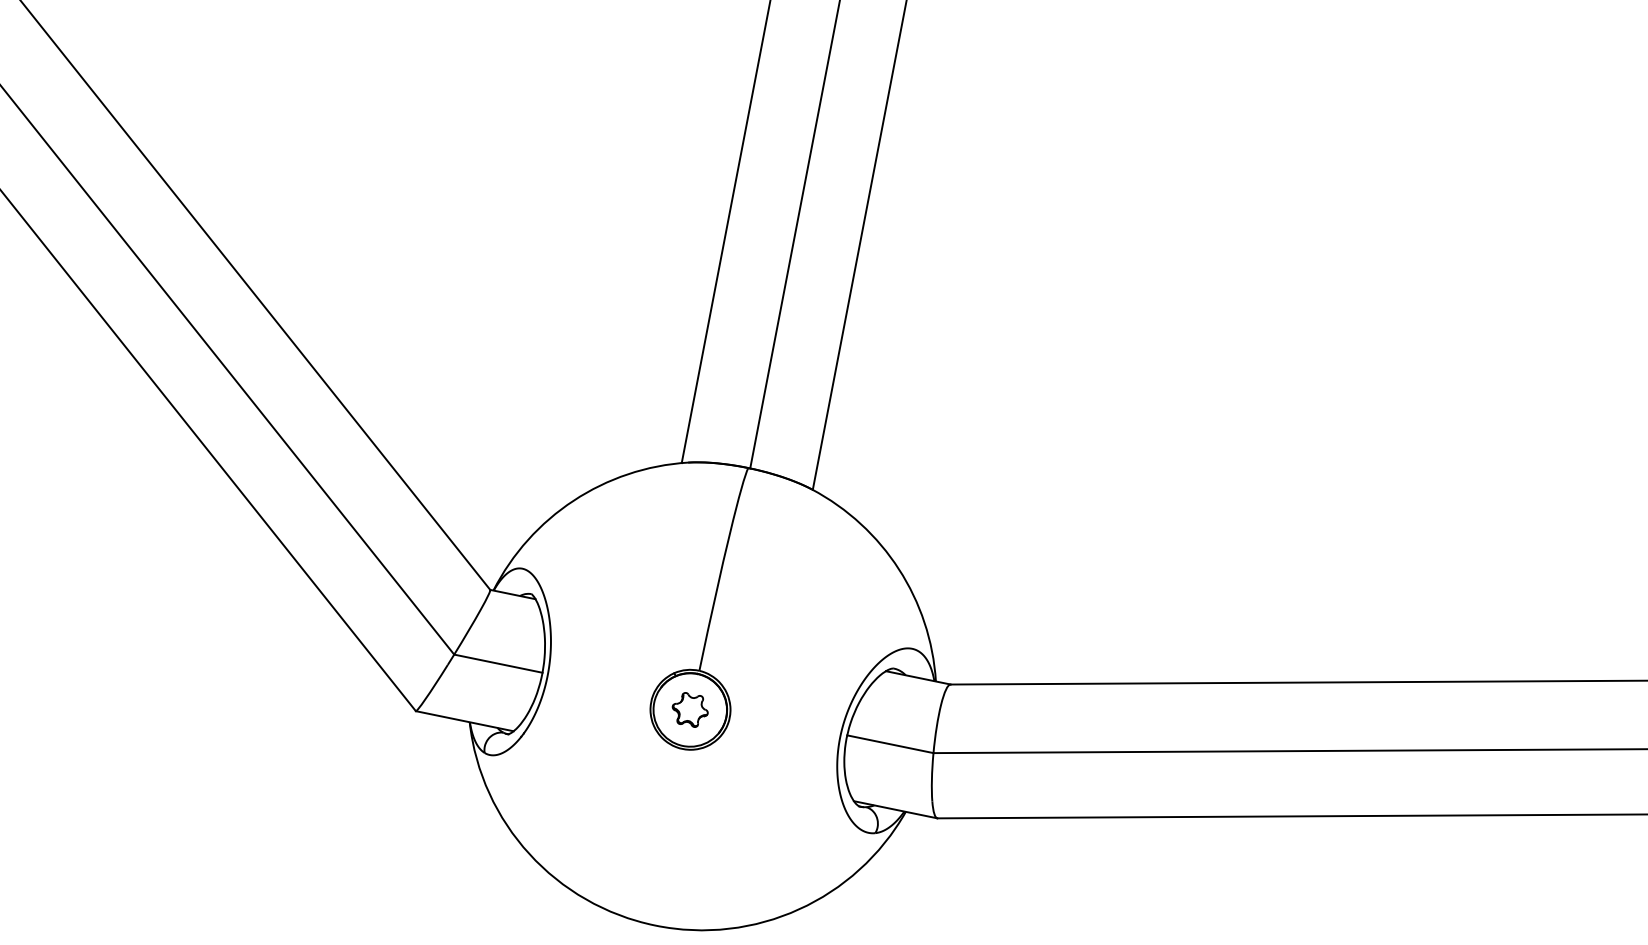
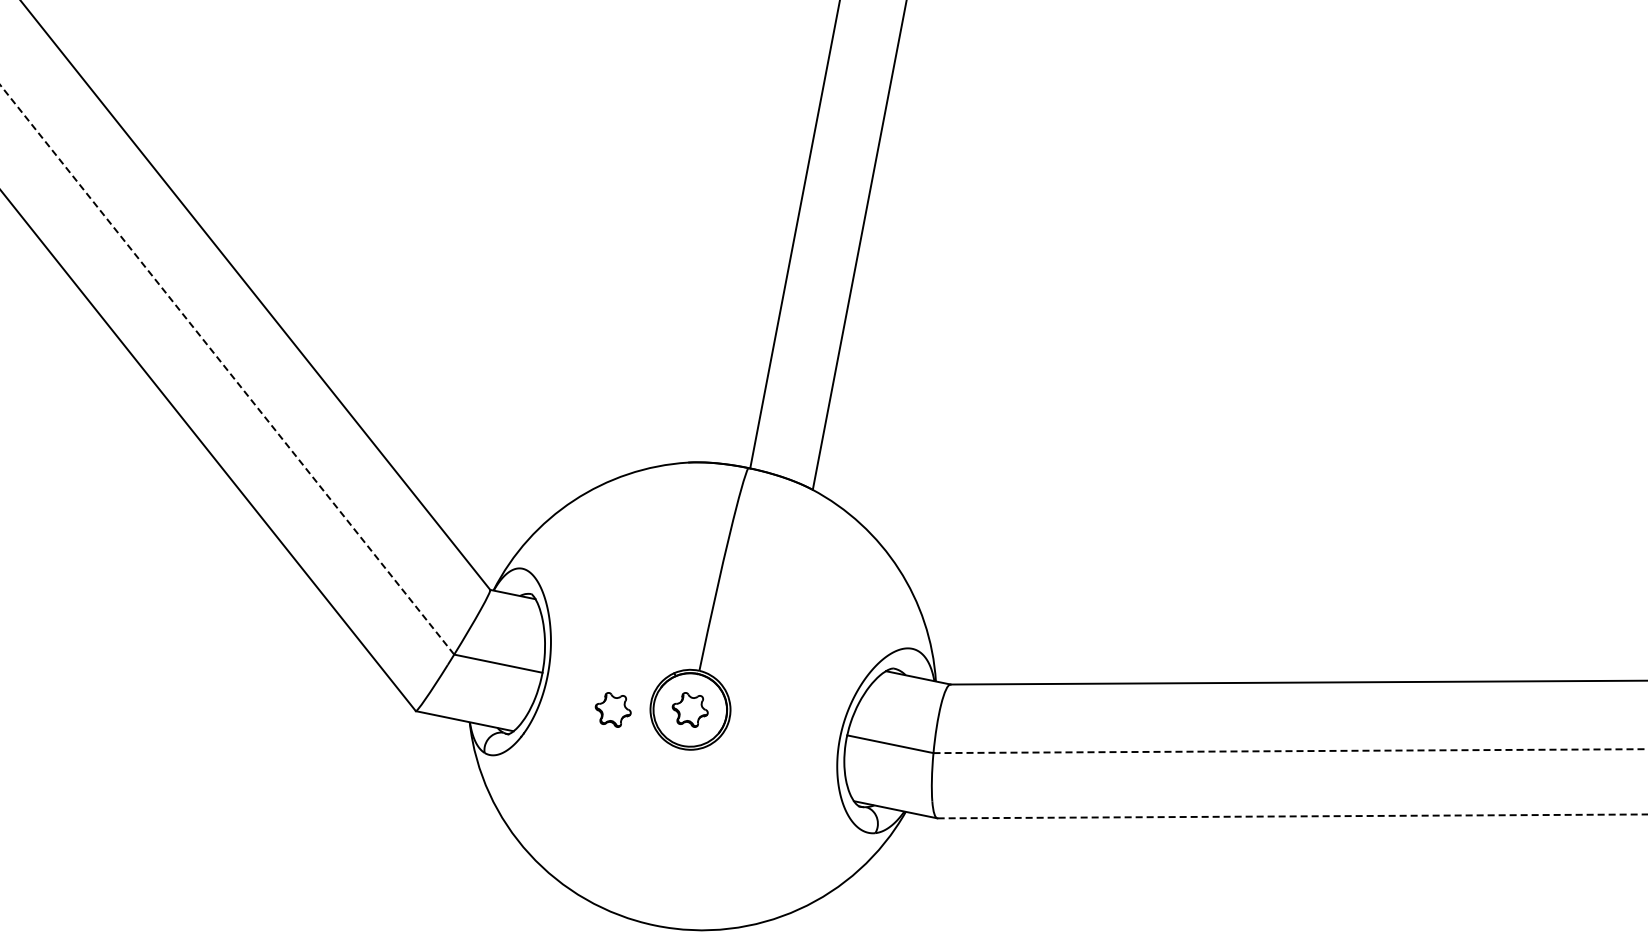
line: present -> none (725, 232)
line: solid -> dashed (227, 370)
part: none -> present (612, 709)
line: solid -> dashed (1290, 751)
line: solid -> dashed (1292, 816)
